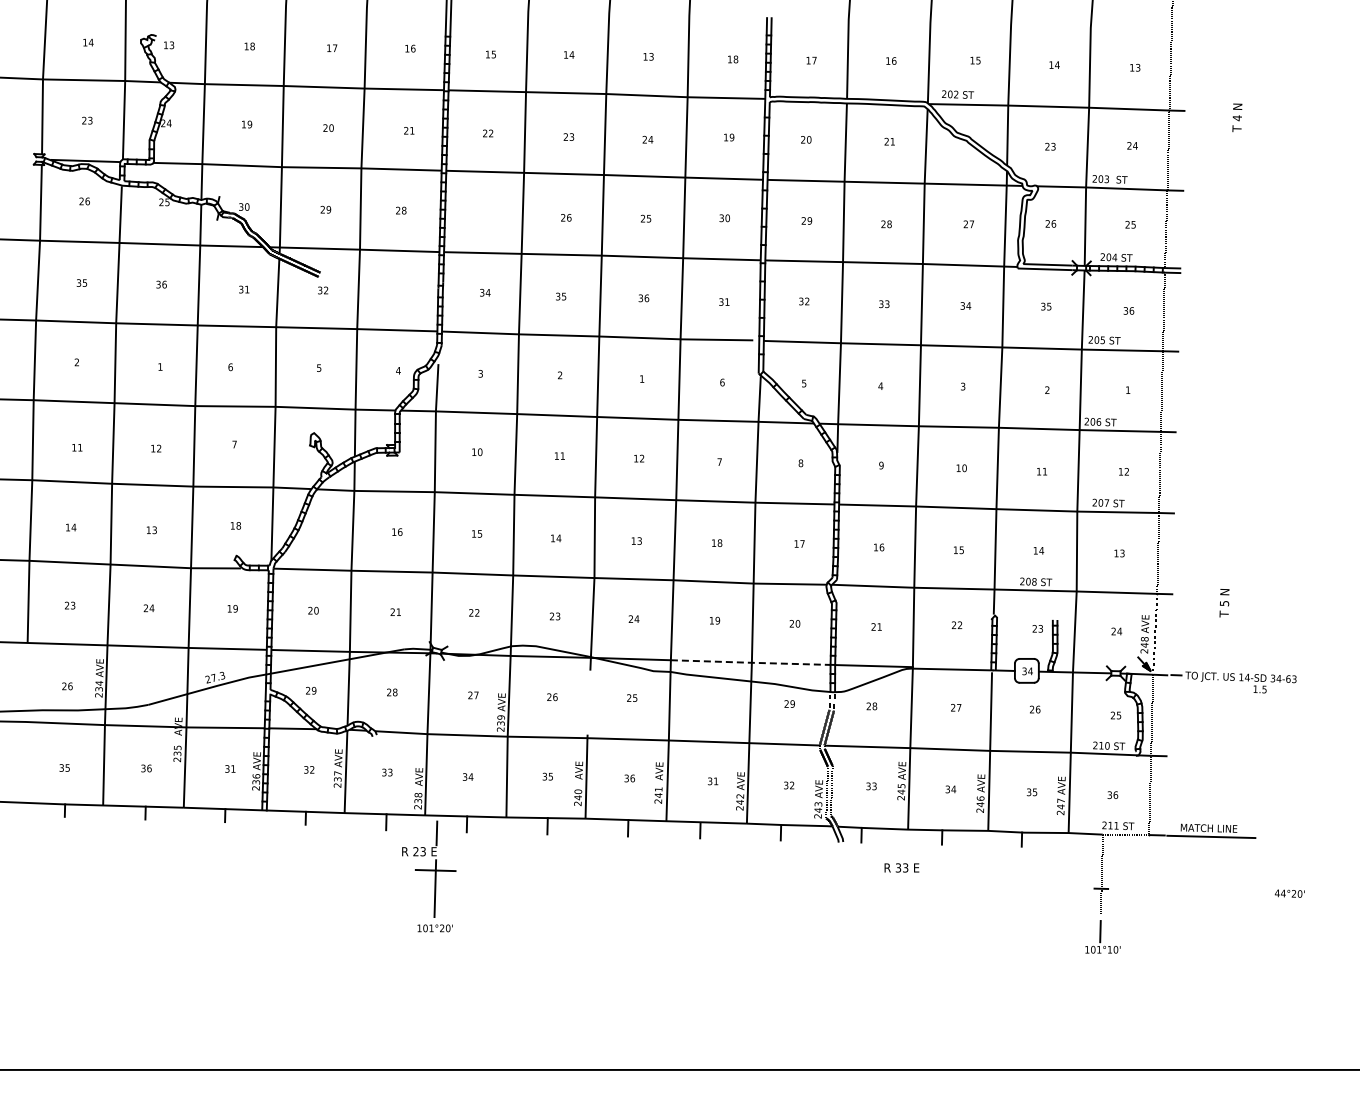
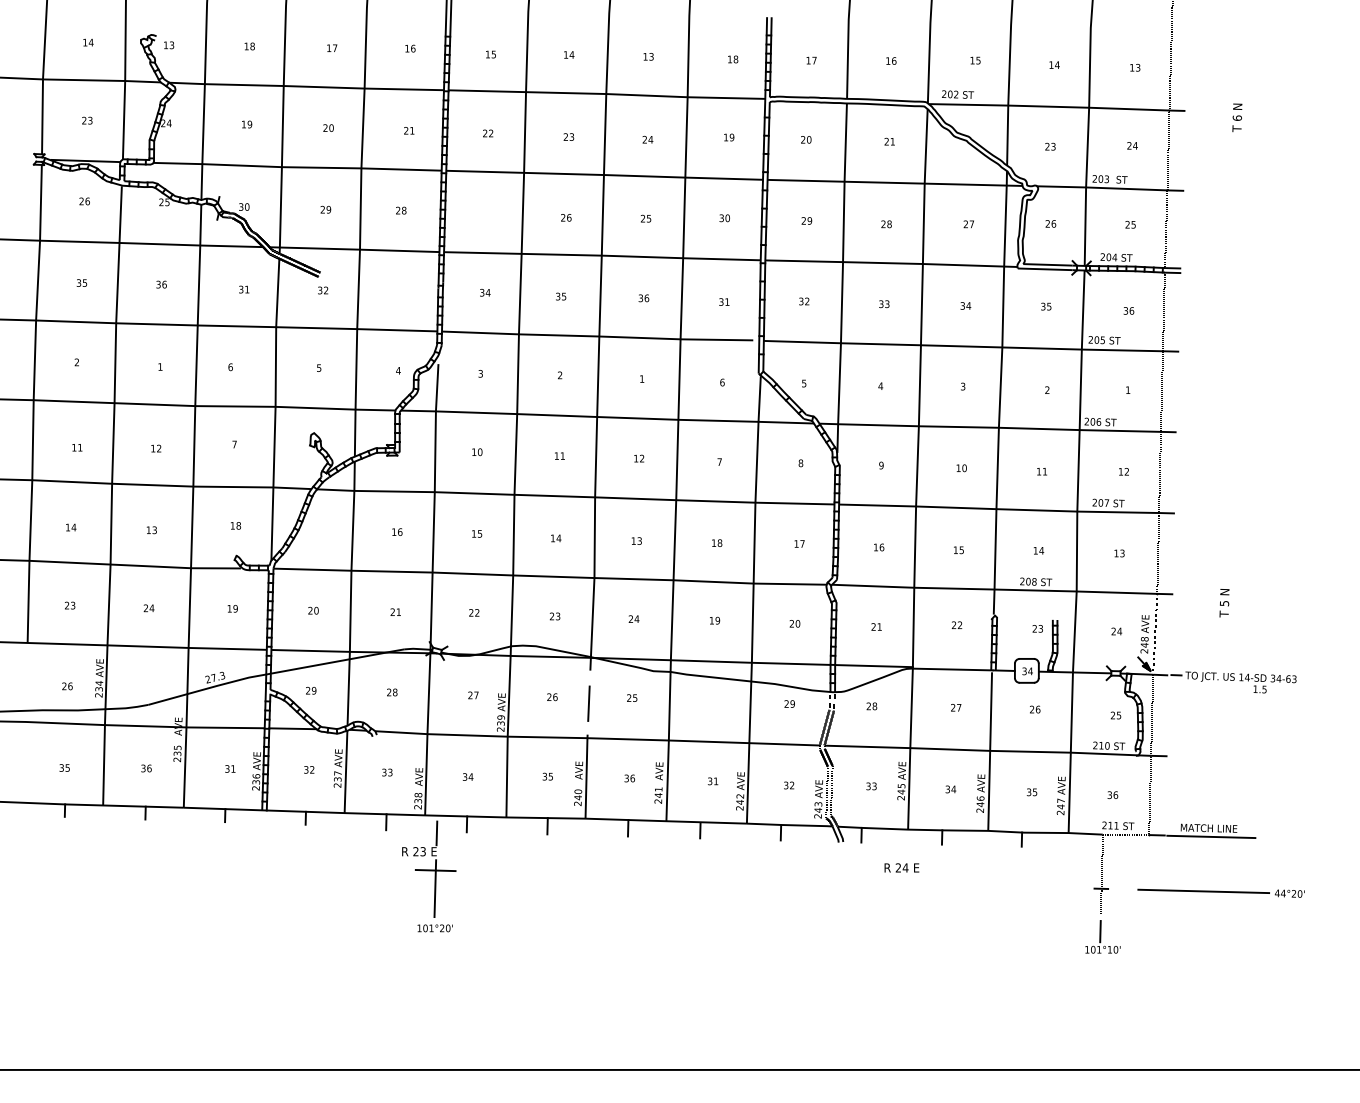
text: 4 -> 6 (1236, 118)
line: dashed -> solid (750, 662)
line: none -> present (588, 703)
text: 33 -> 24 (901, 867)
line: none -> present (1203, 891)
